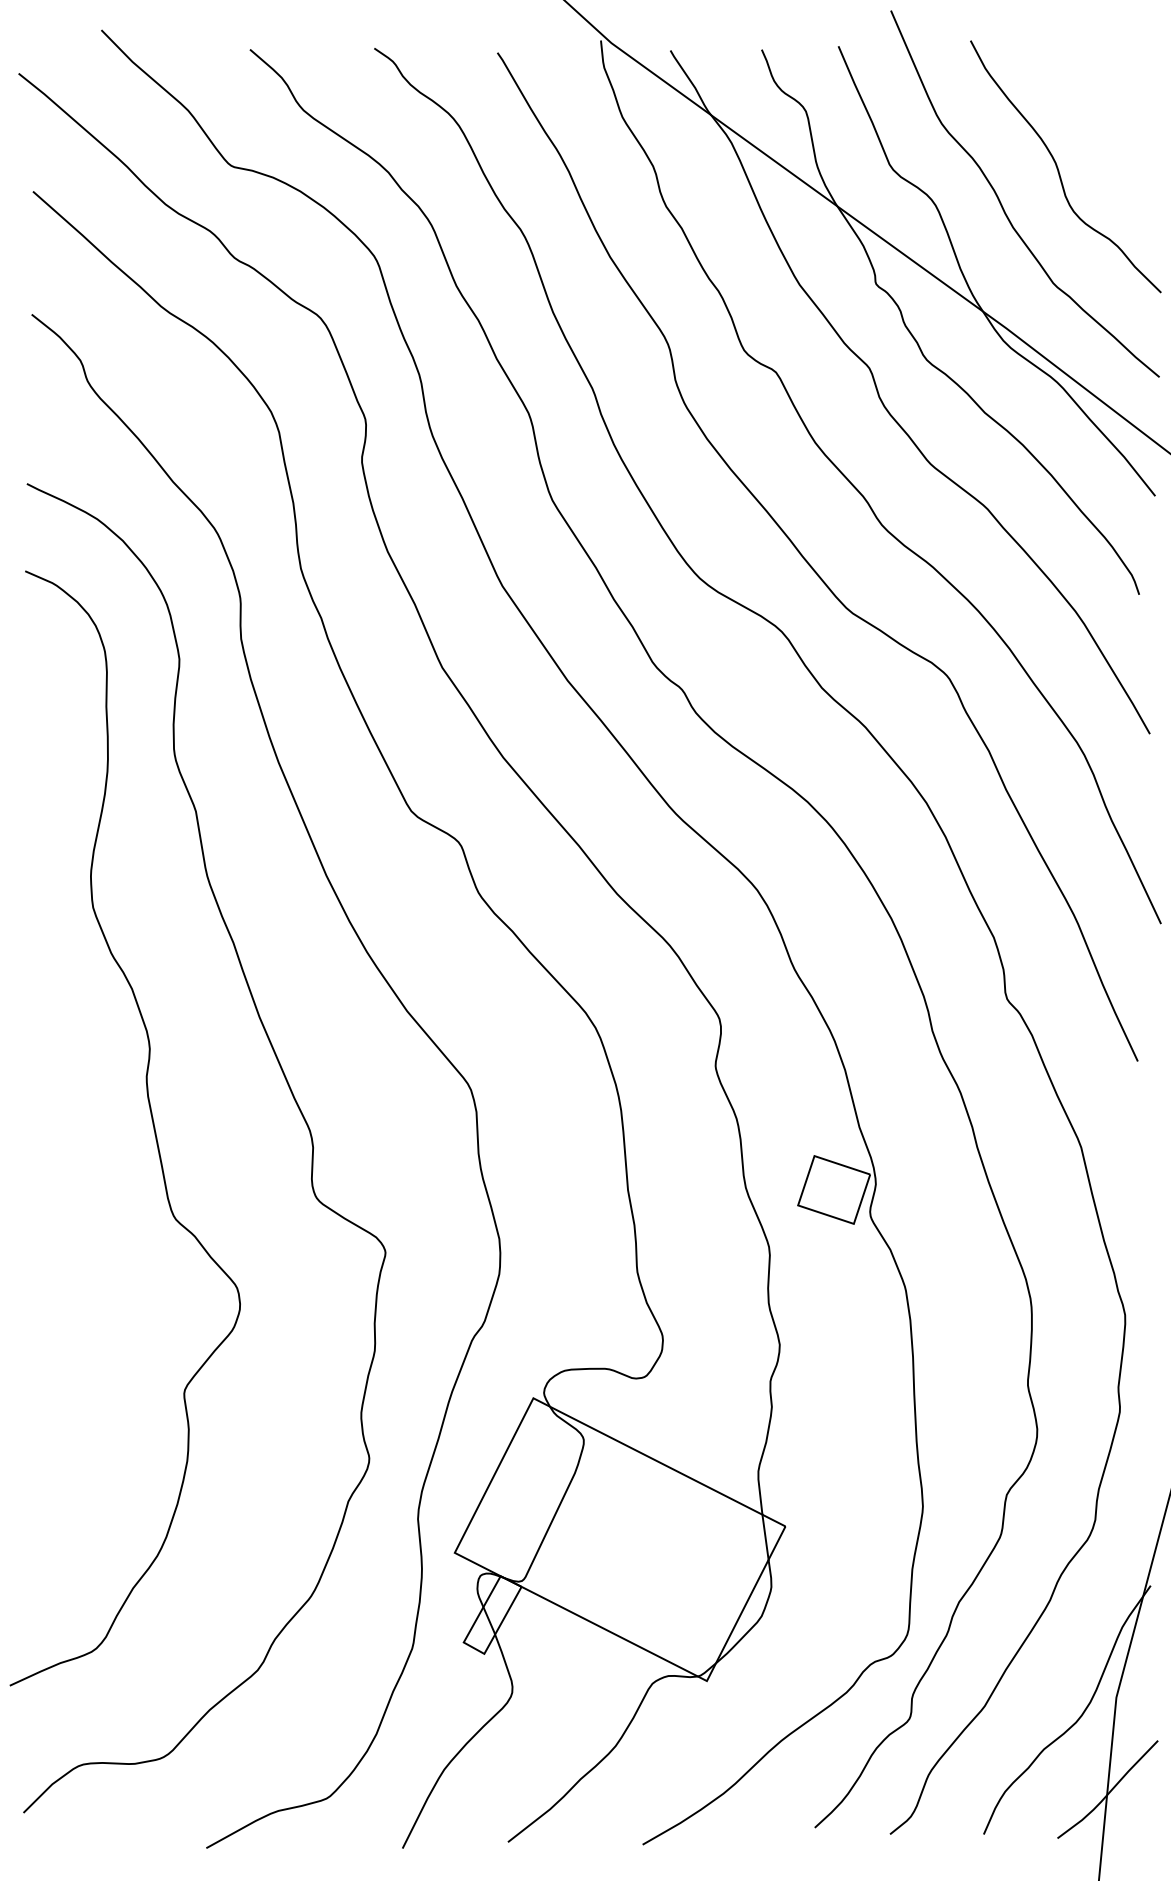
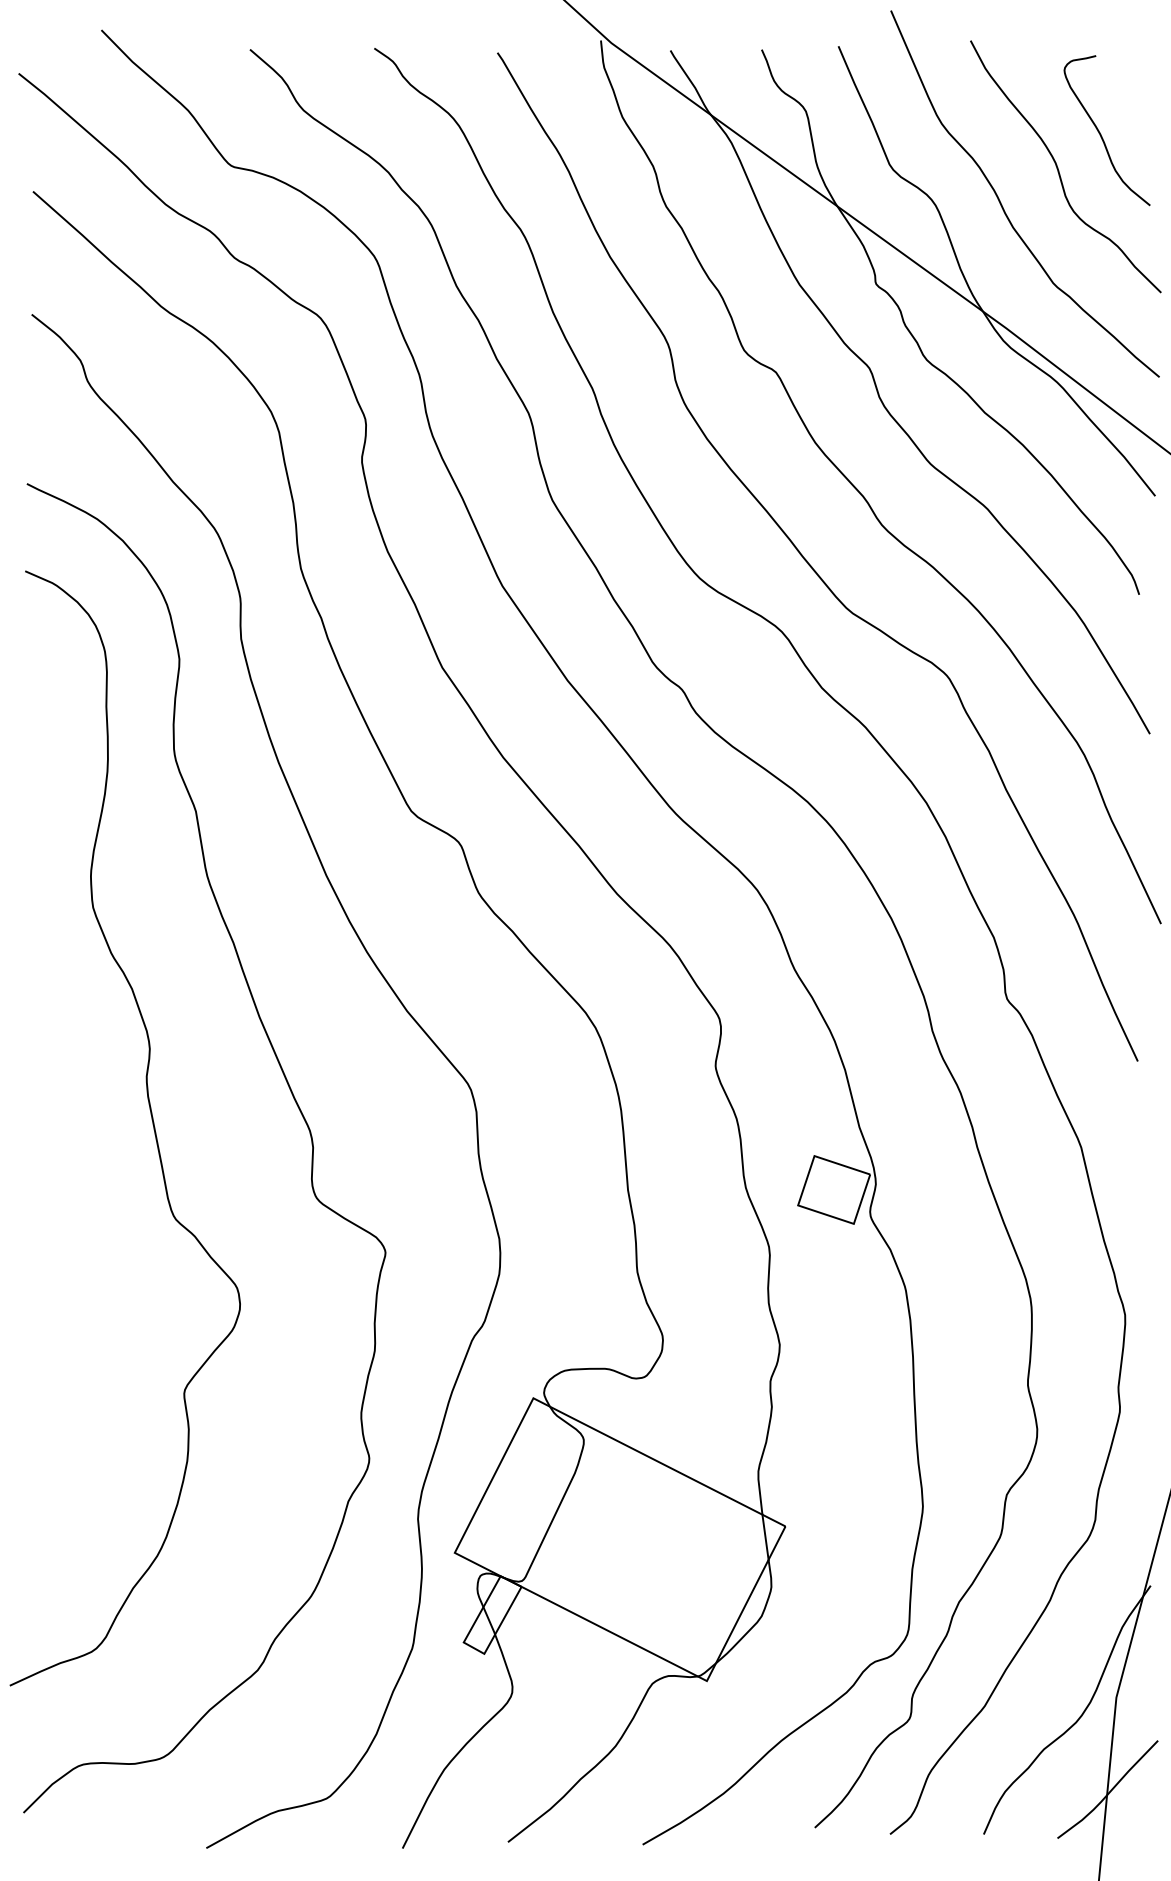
curve: none -> present (1100, 132)
